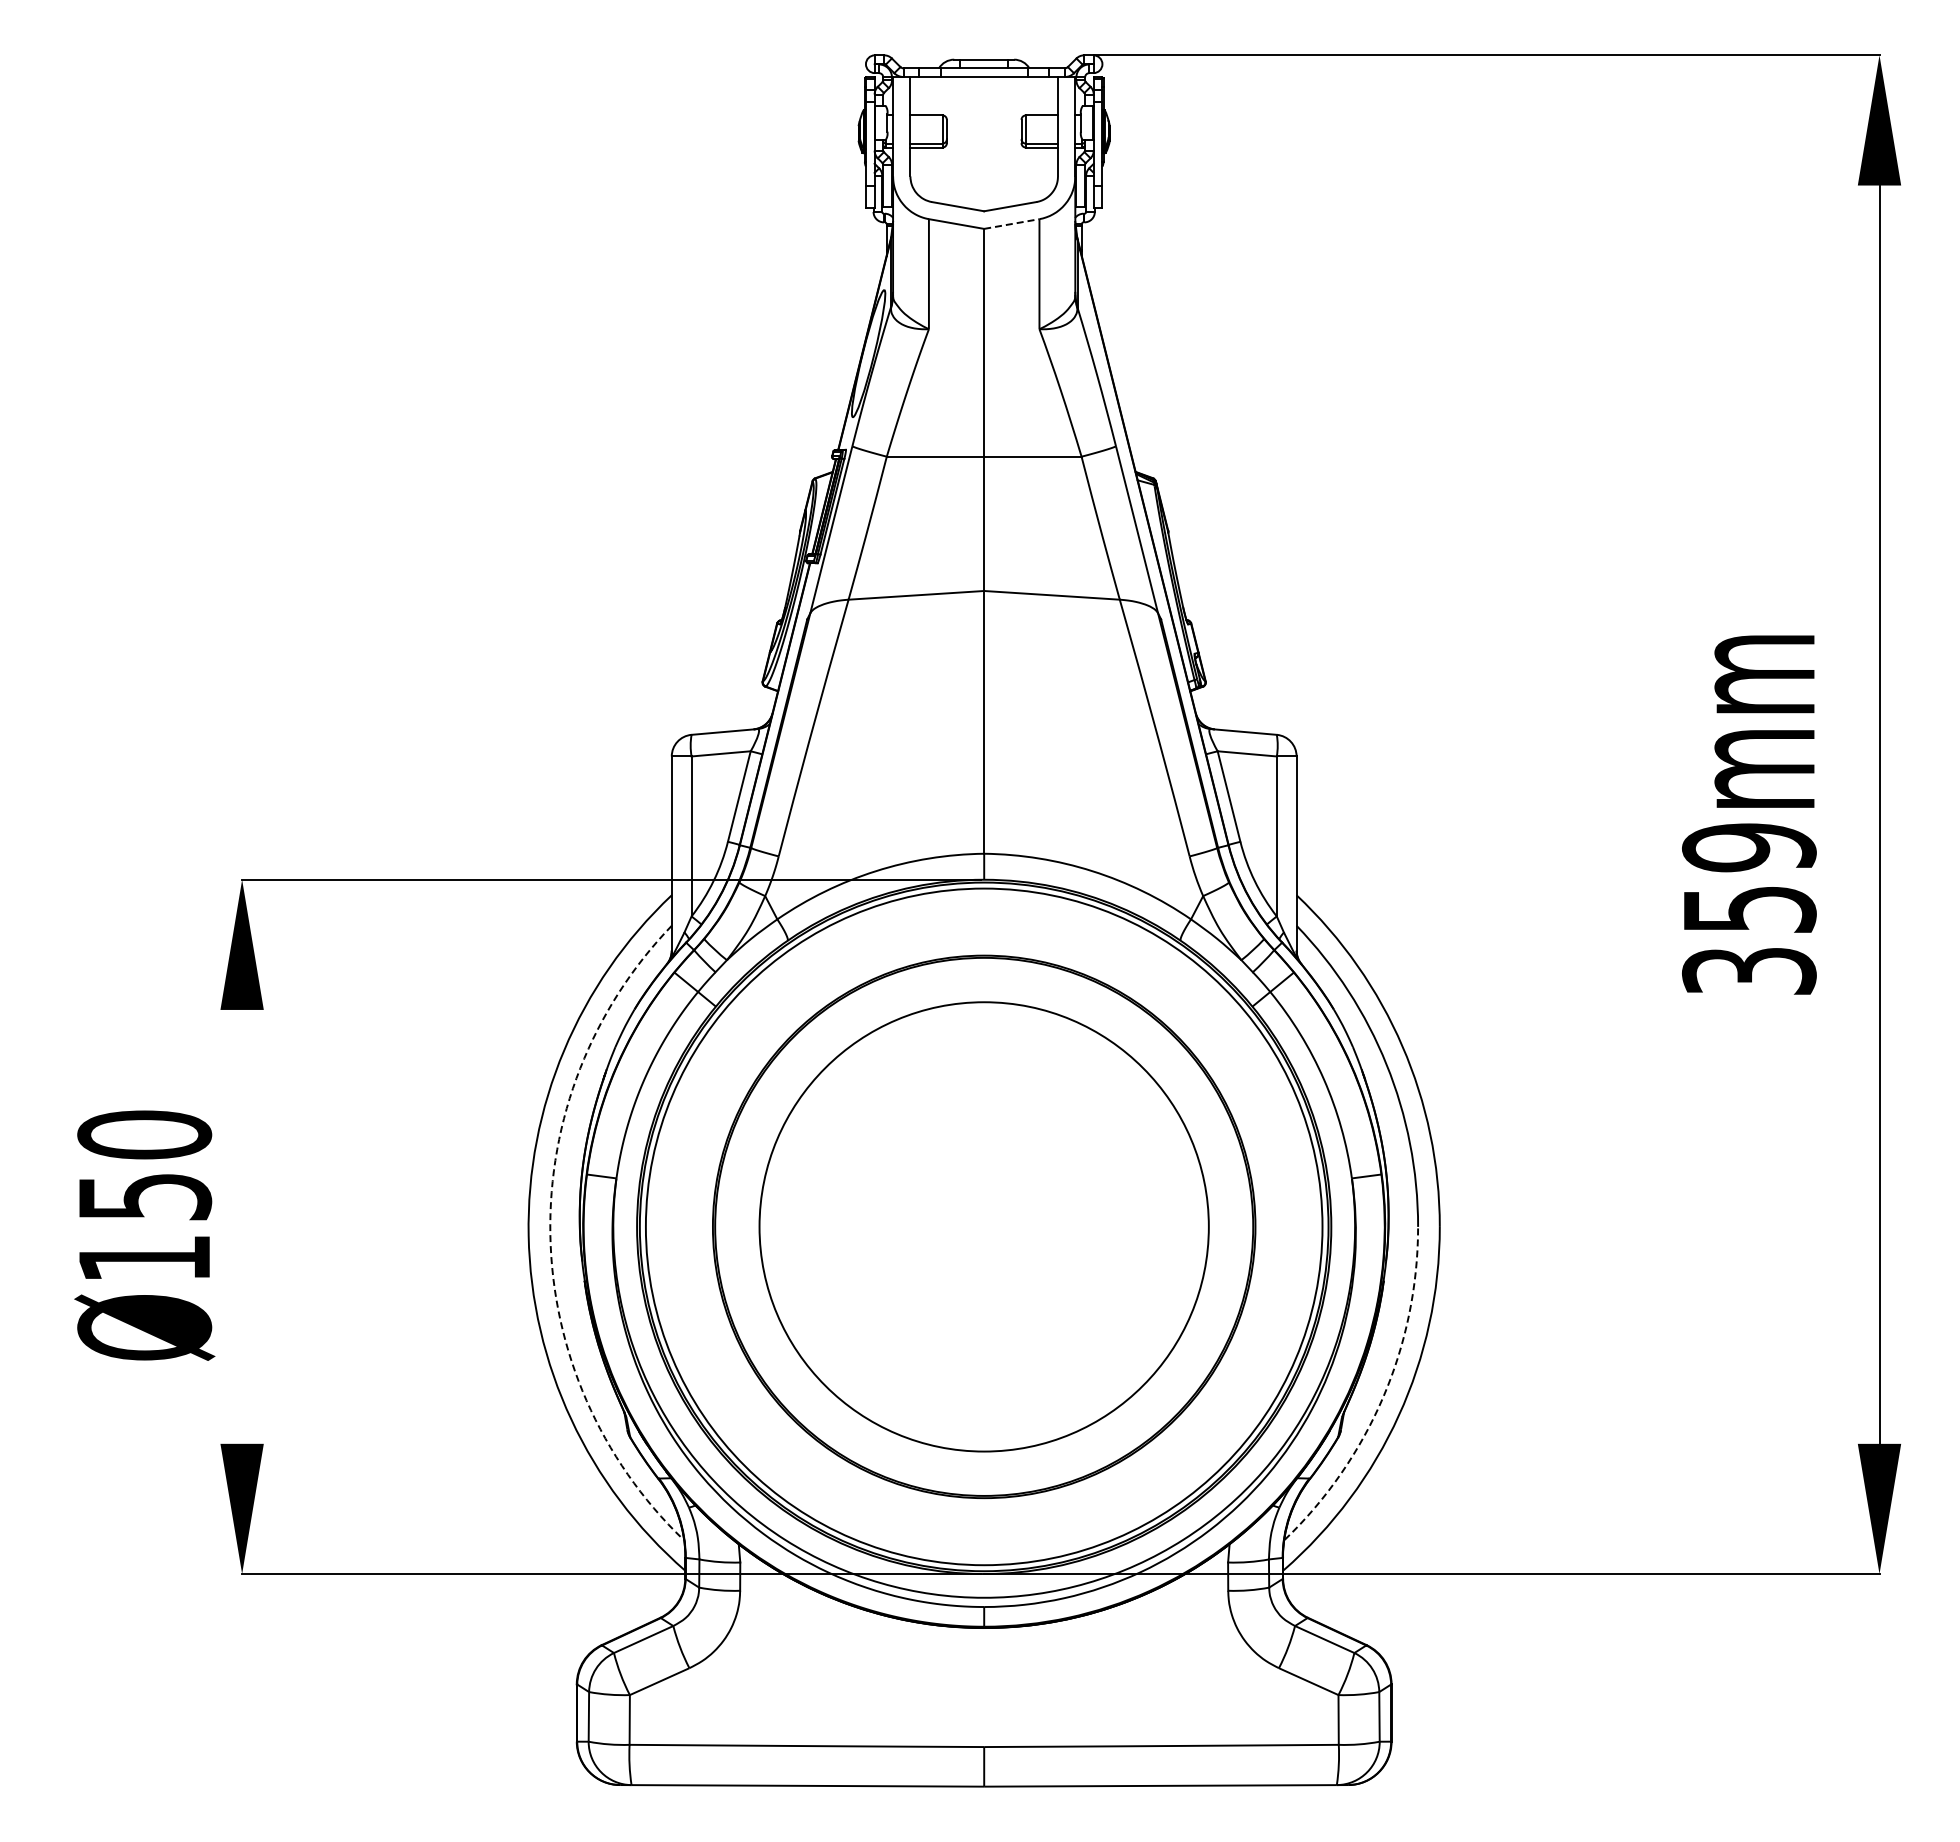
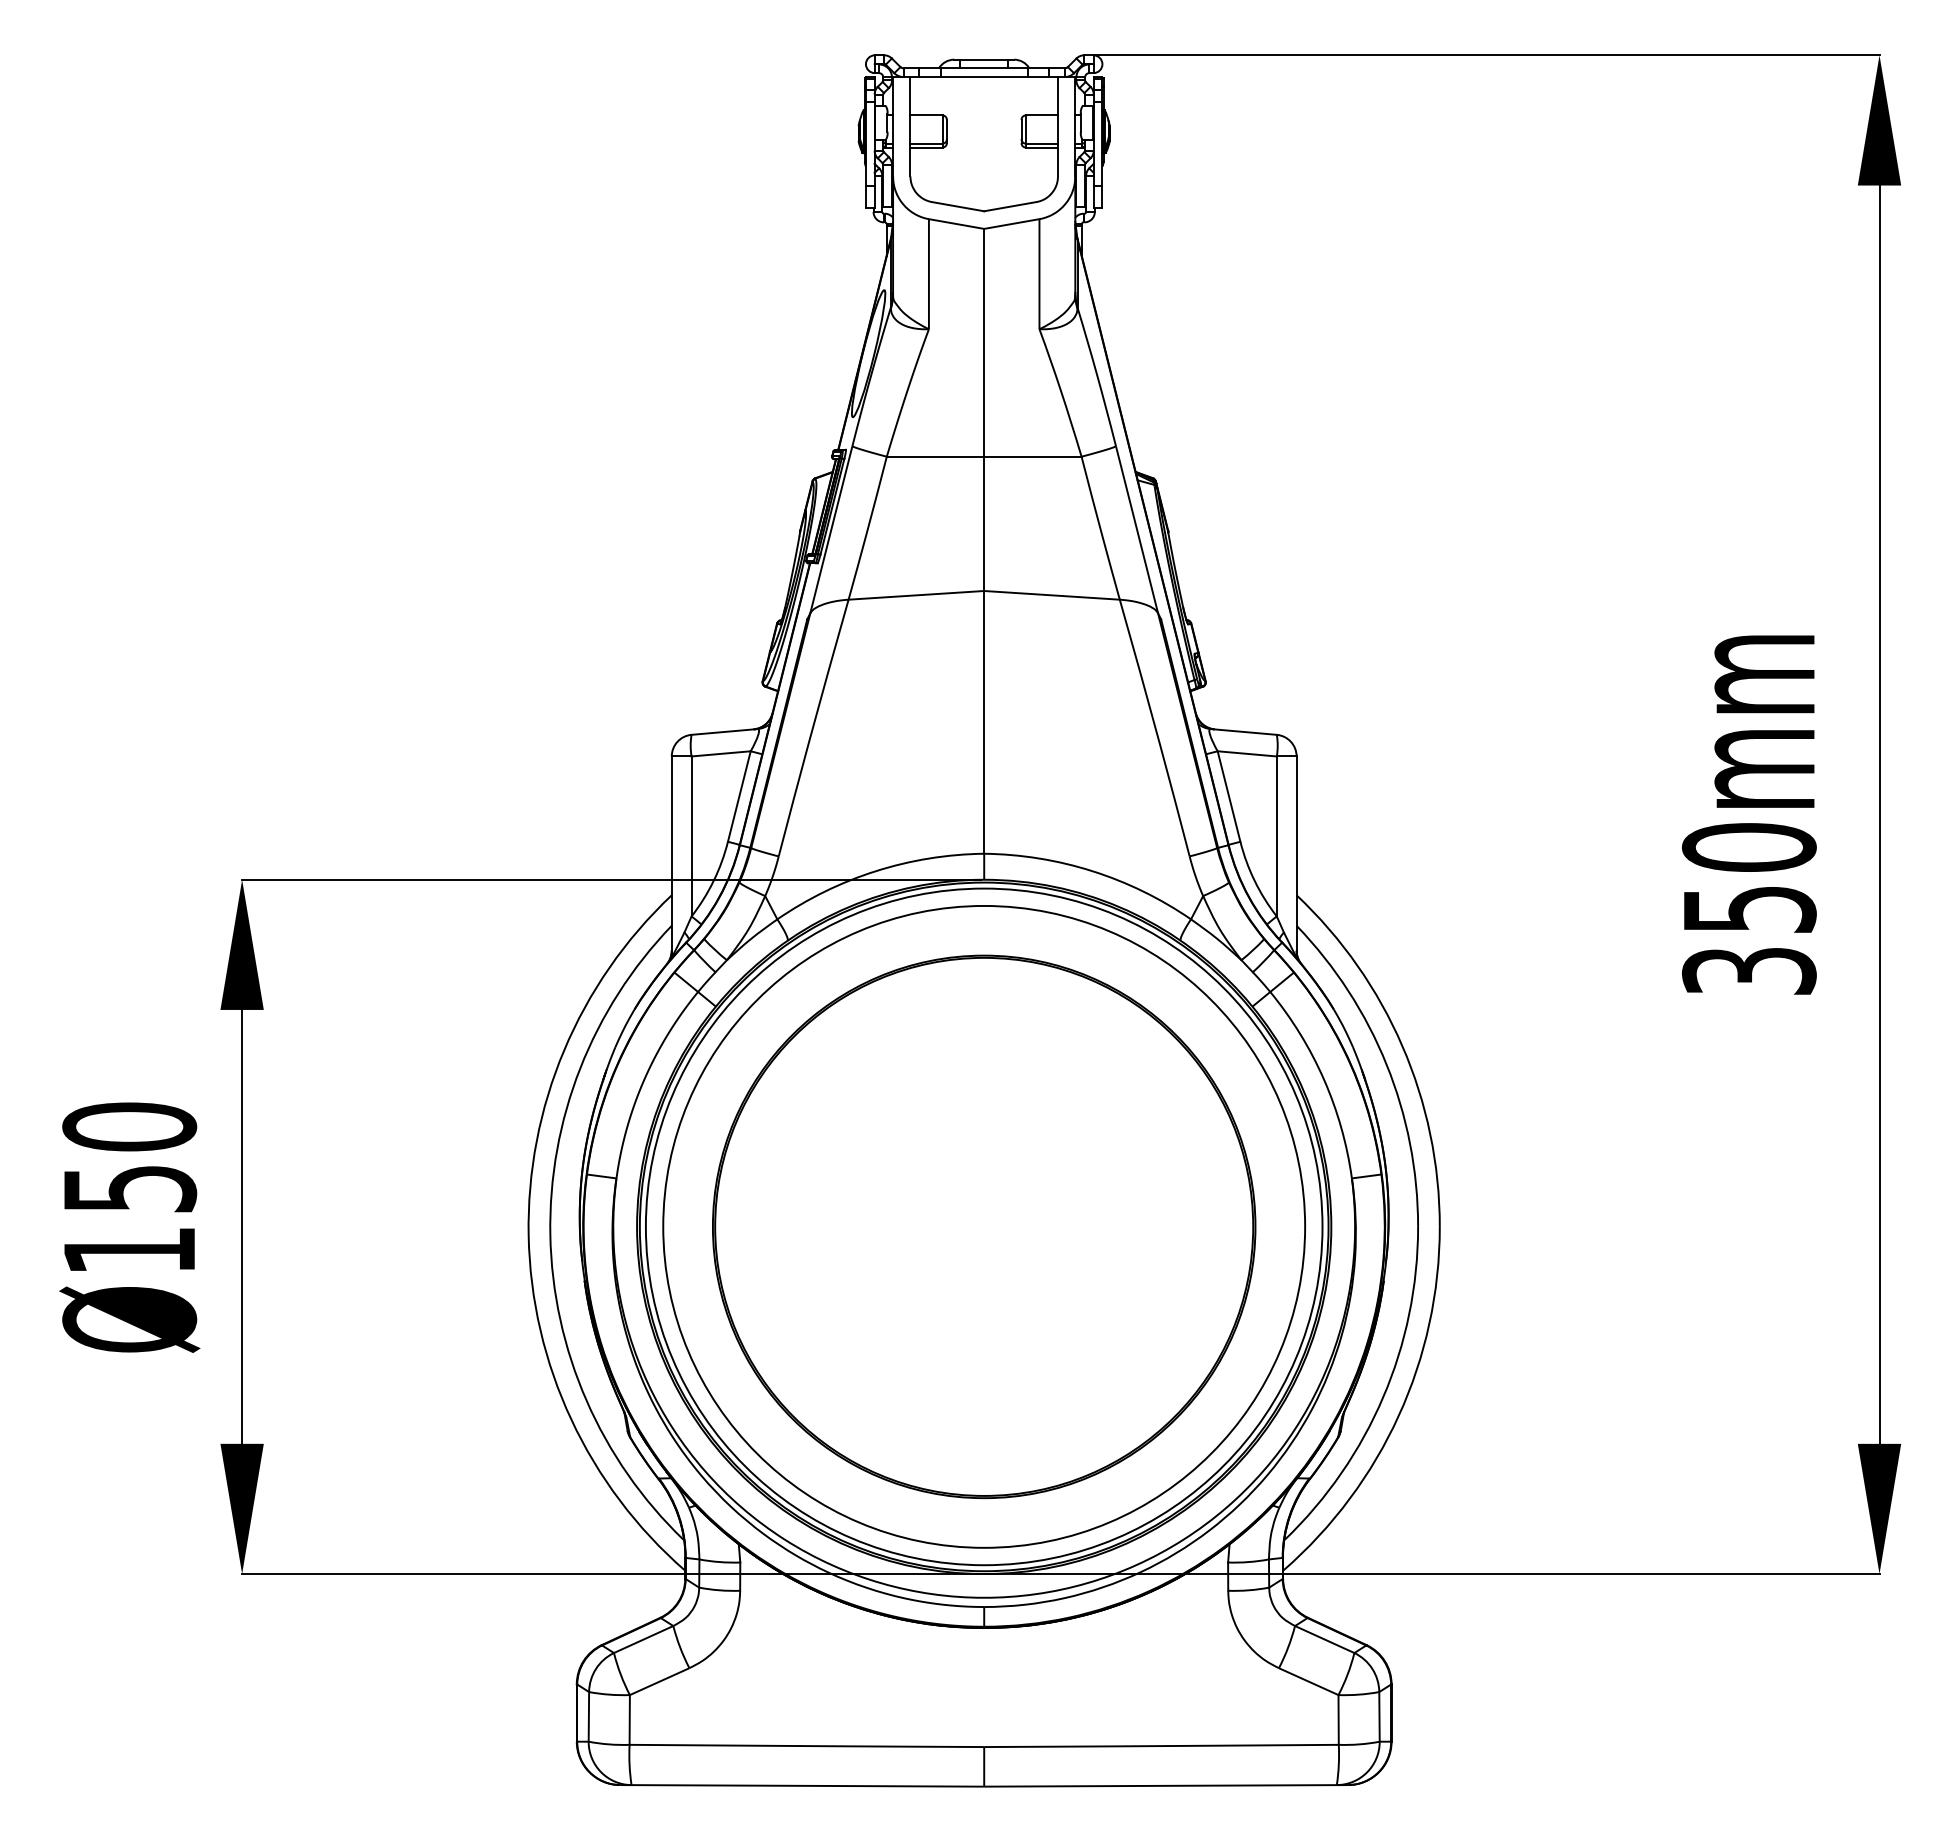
line: dashed -> solid (1012, 223)
text: 359mm -> 350mm (1749, 847)
line: none -> present (242, 1226)
circle diameter: 449 px -> 642 px (984, 1226)
text position: (144, 1235) -> (129, 1227) (129, 1227)
arc: dashed -> solid (550, 1235)
arc: dashed -> solid (1383, 1396)
